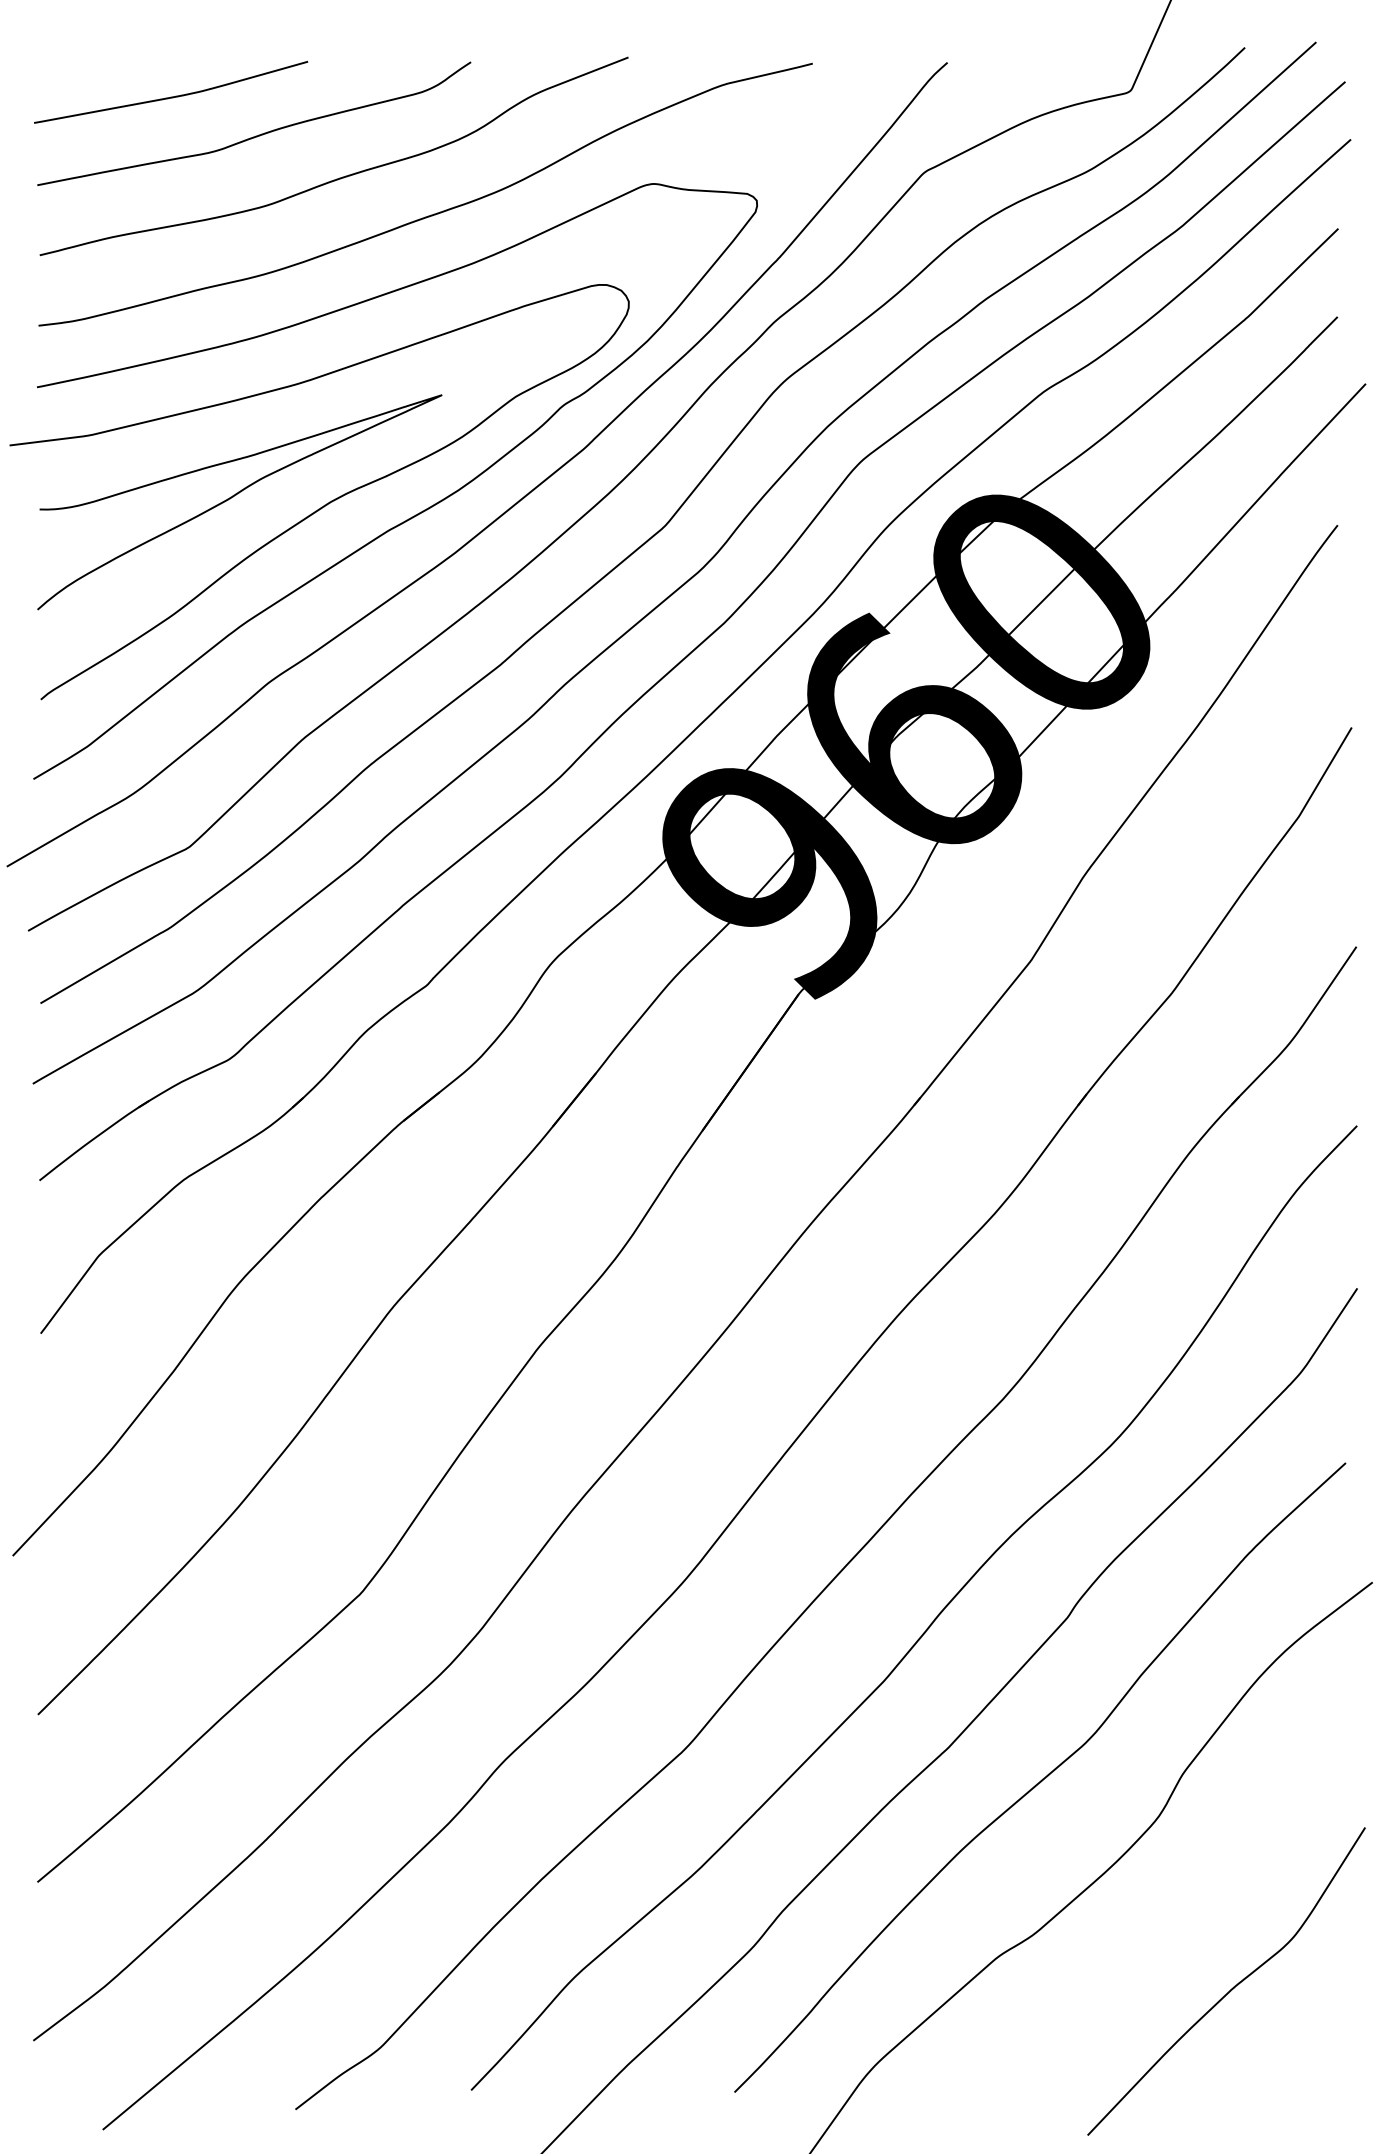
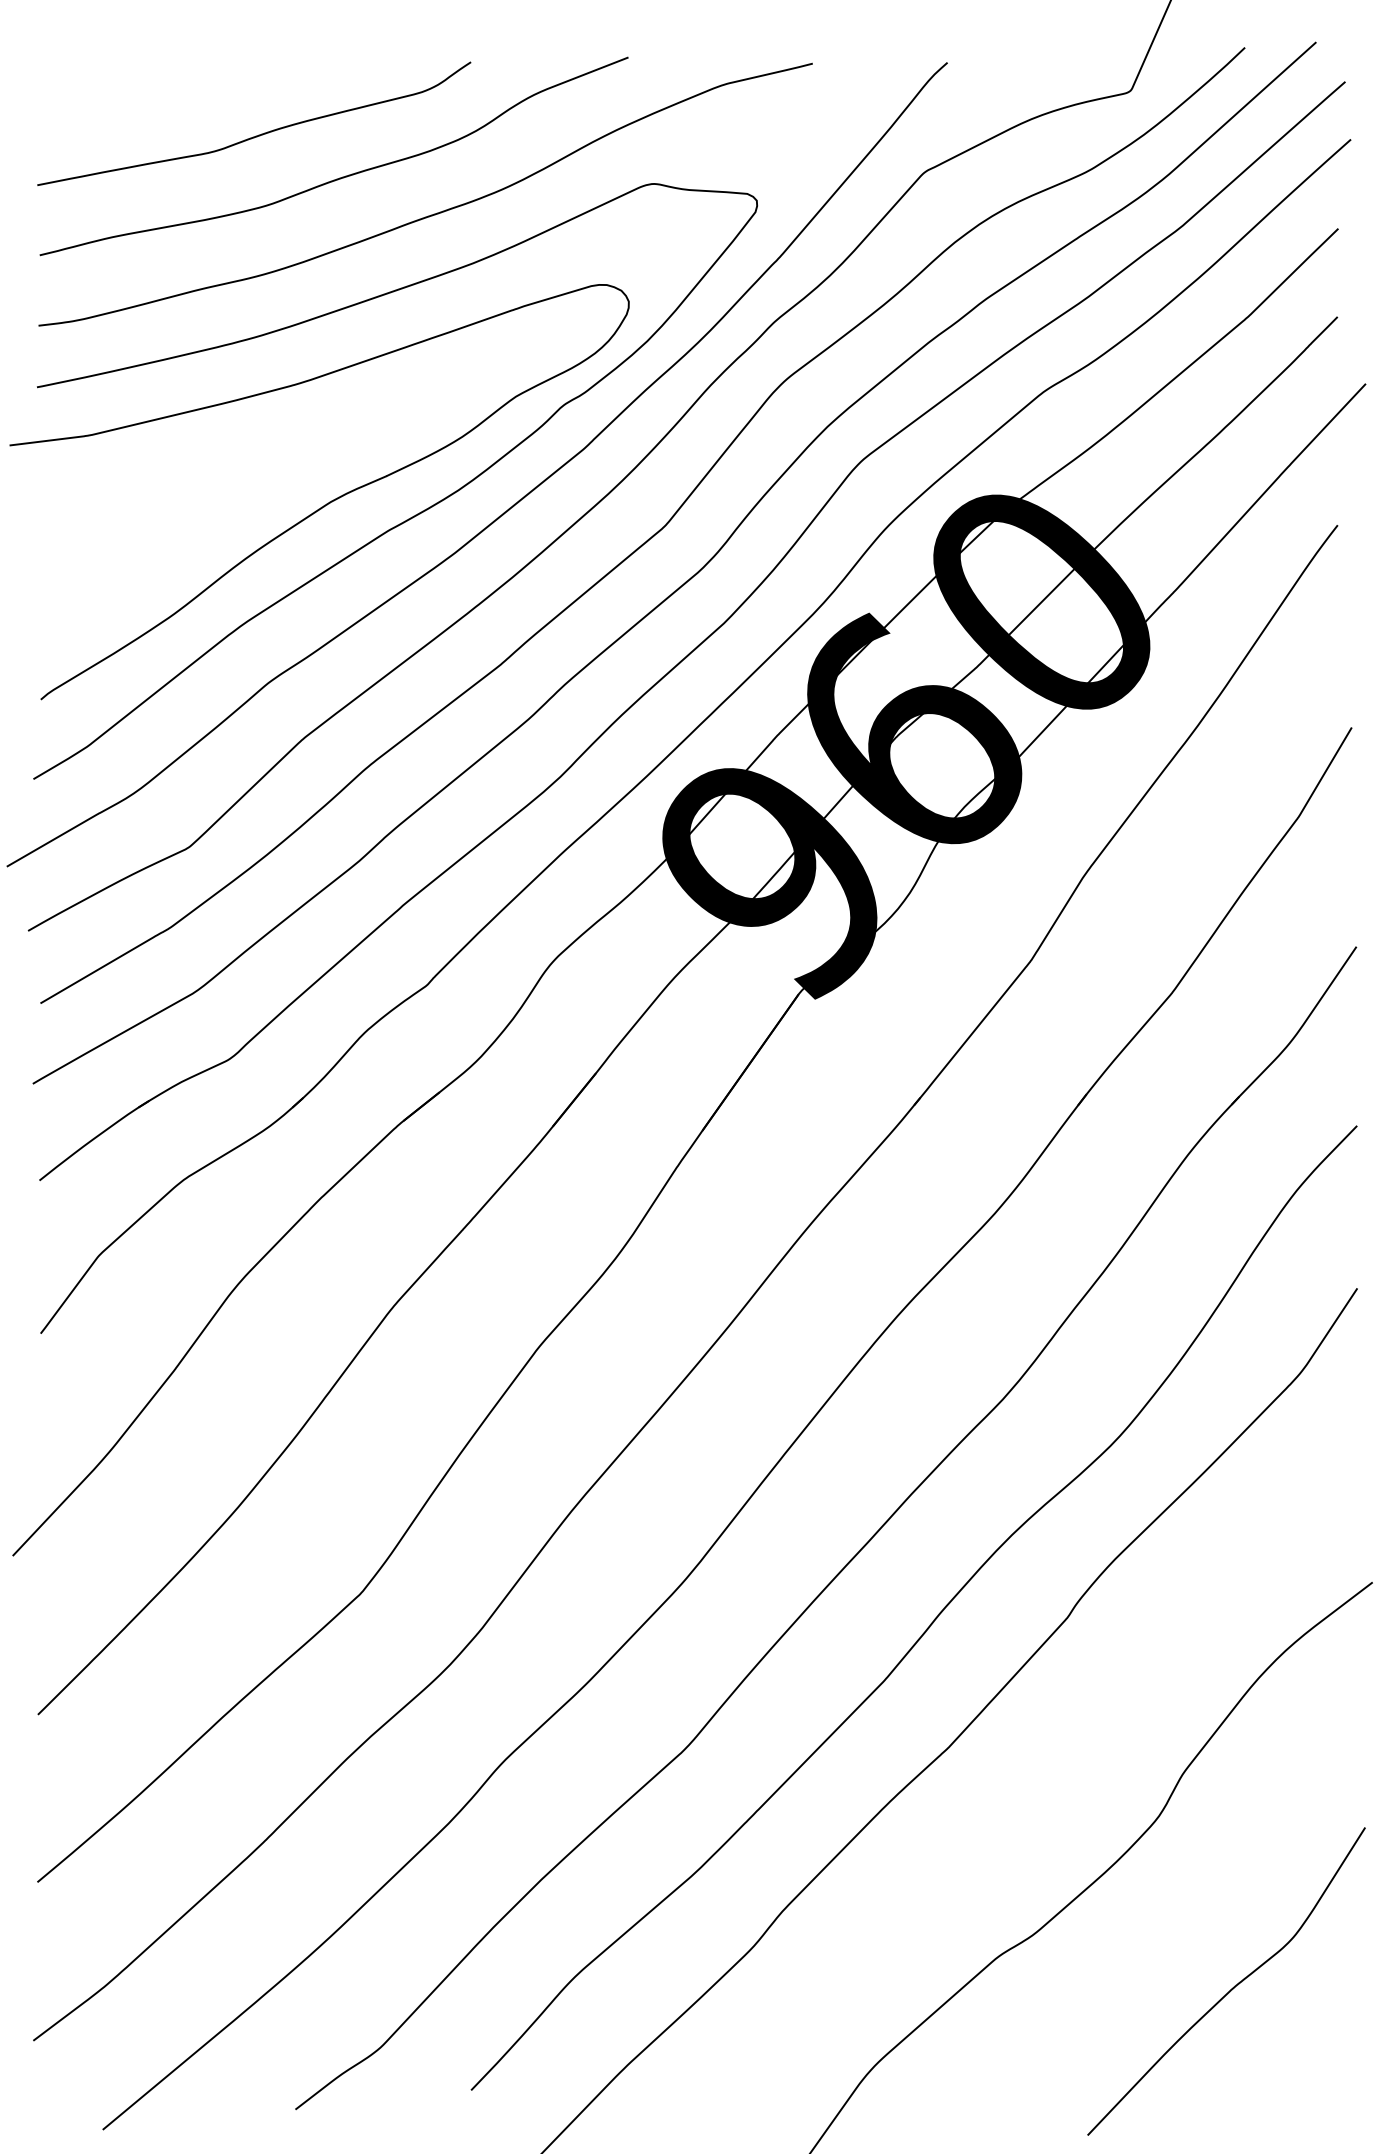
curve: present -> none (171, 96)
curve: present -> none (236, 495)
curve: present -> none (1042, 1778)
